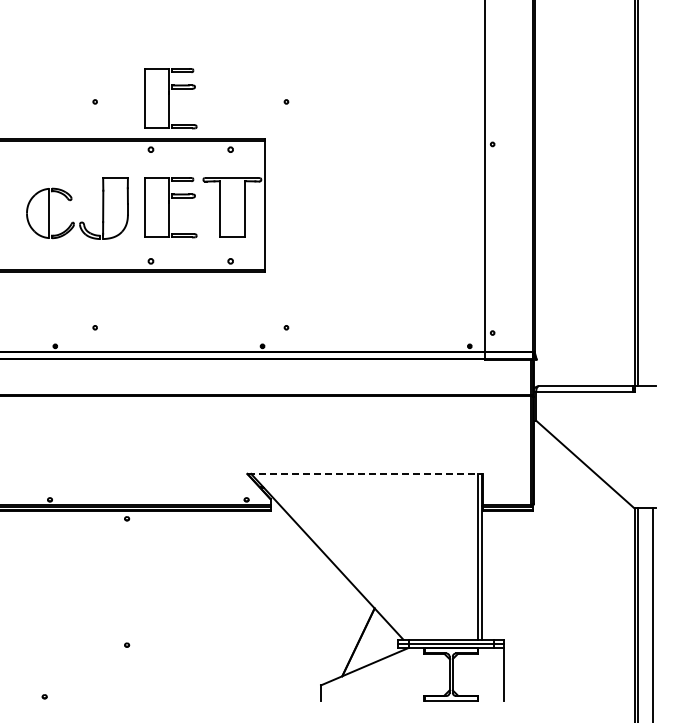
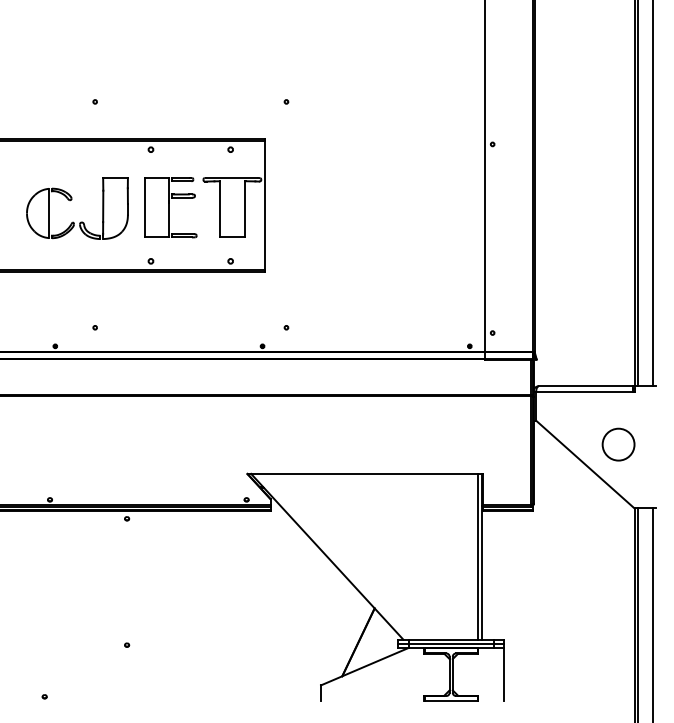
part: present -> none (170, 98)
line: none -> present (652, 194)
circle: none -> present (618, 444)
line: dashed -> solid (365, 473)
